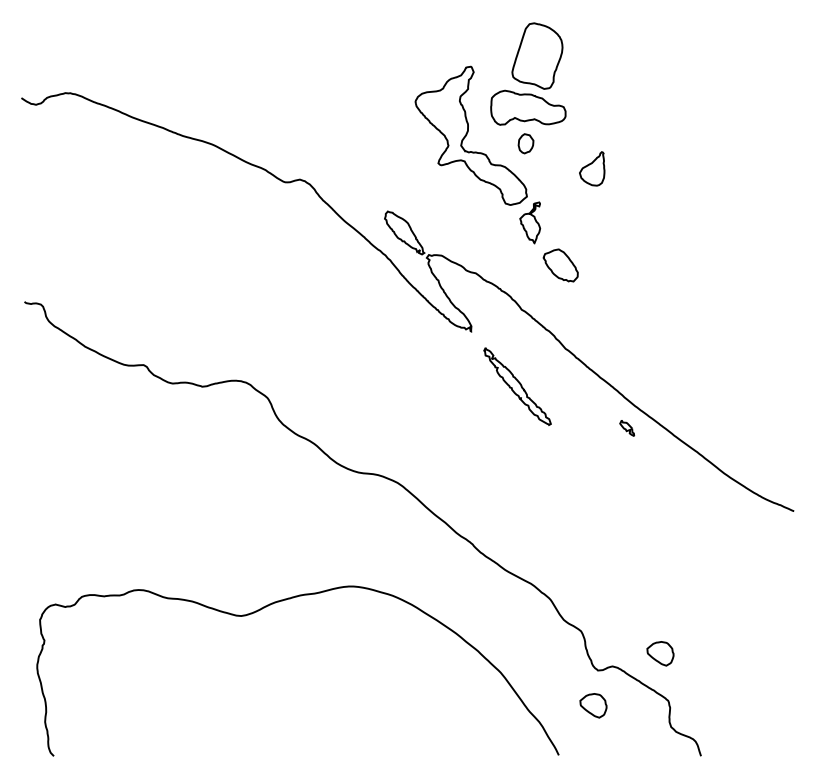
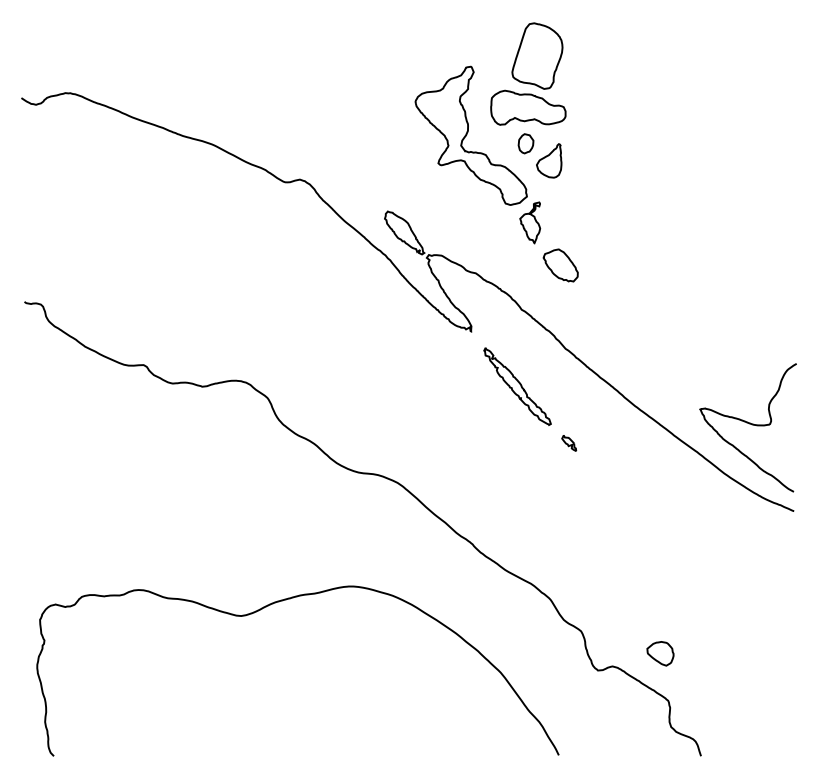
part position: (592, 168) -> (549, 160) (549, 160)
curve: none -> present (749, 424)
part position: (627, 428) -> (569, 443) (569, 443)
part: present -> none (593, 705)
